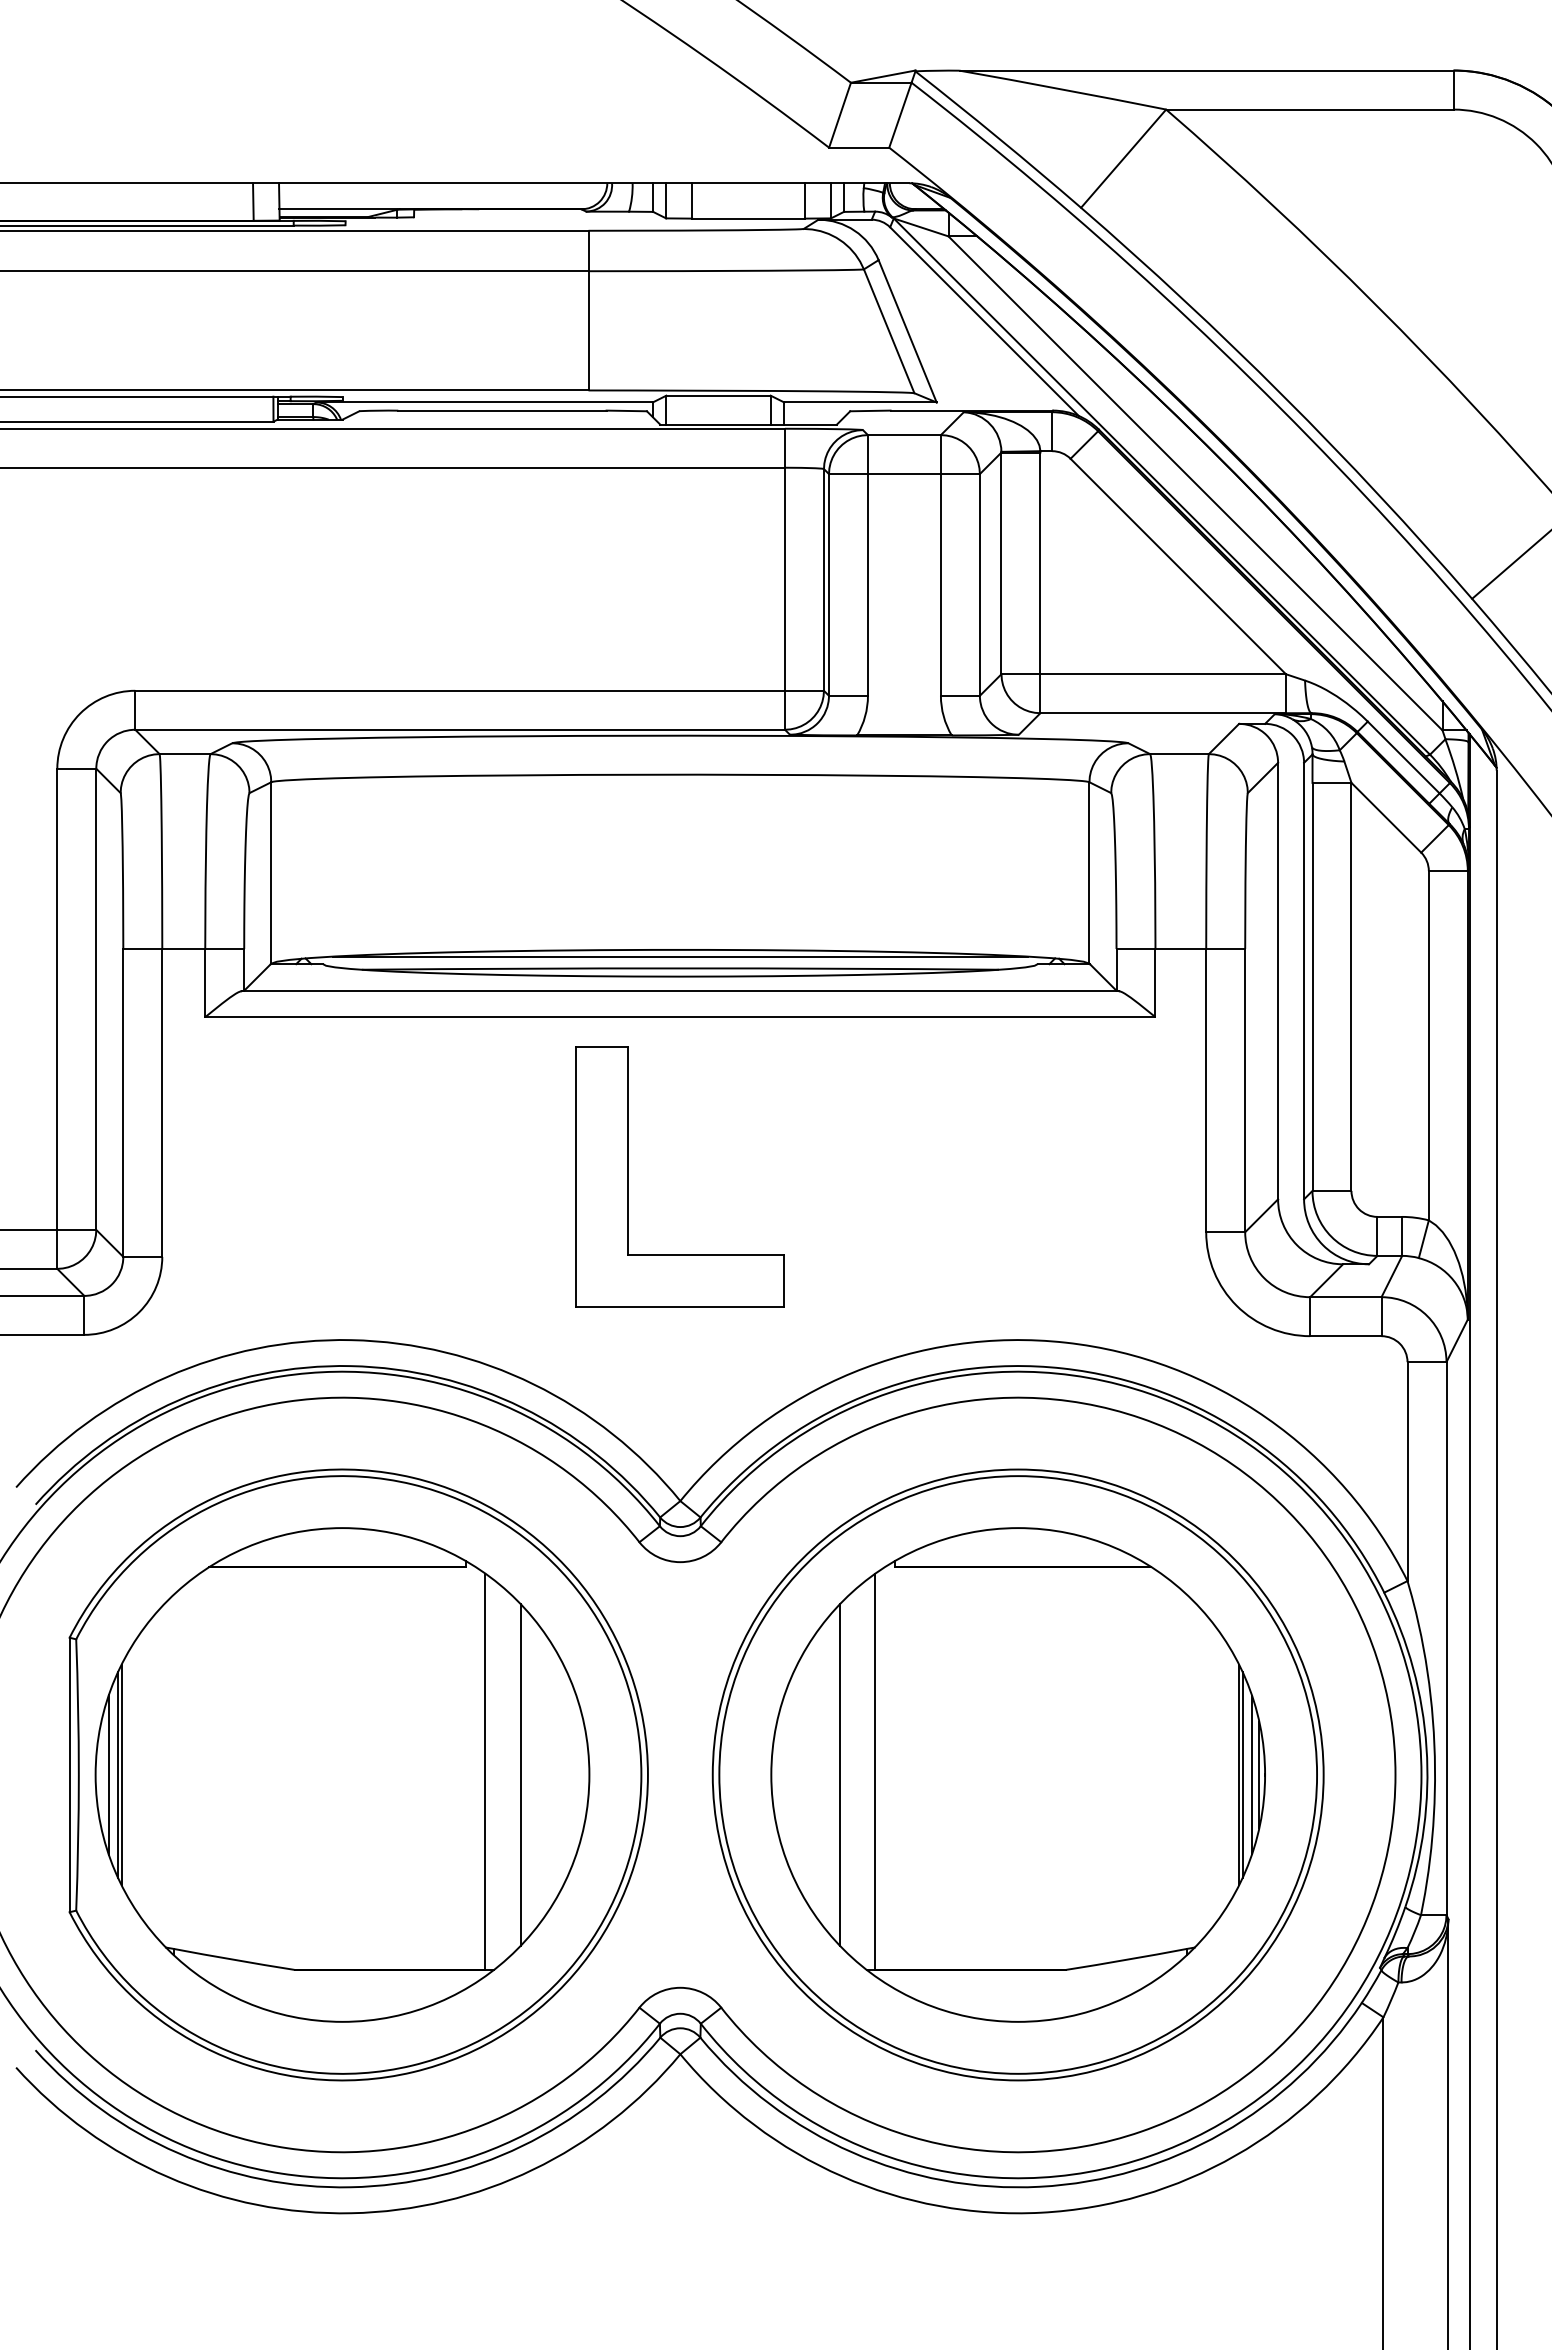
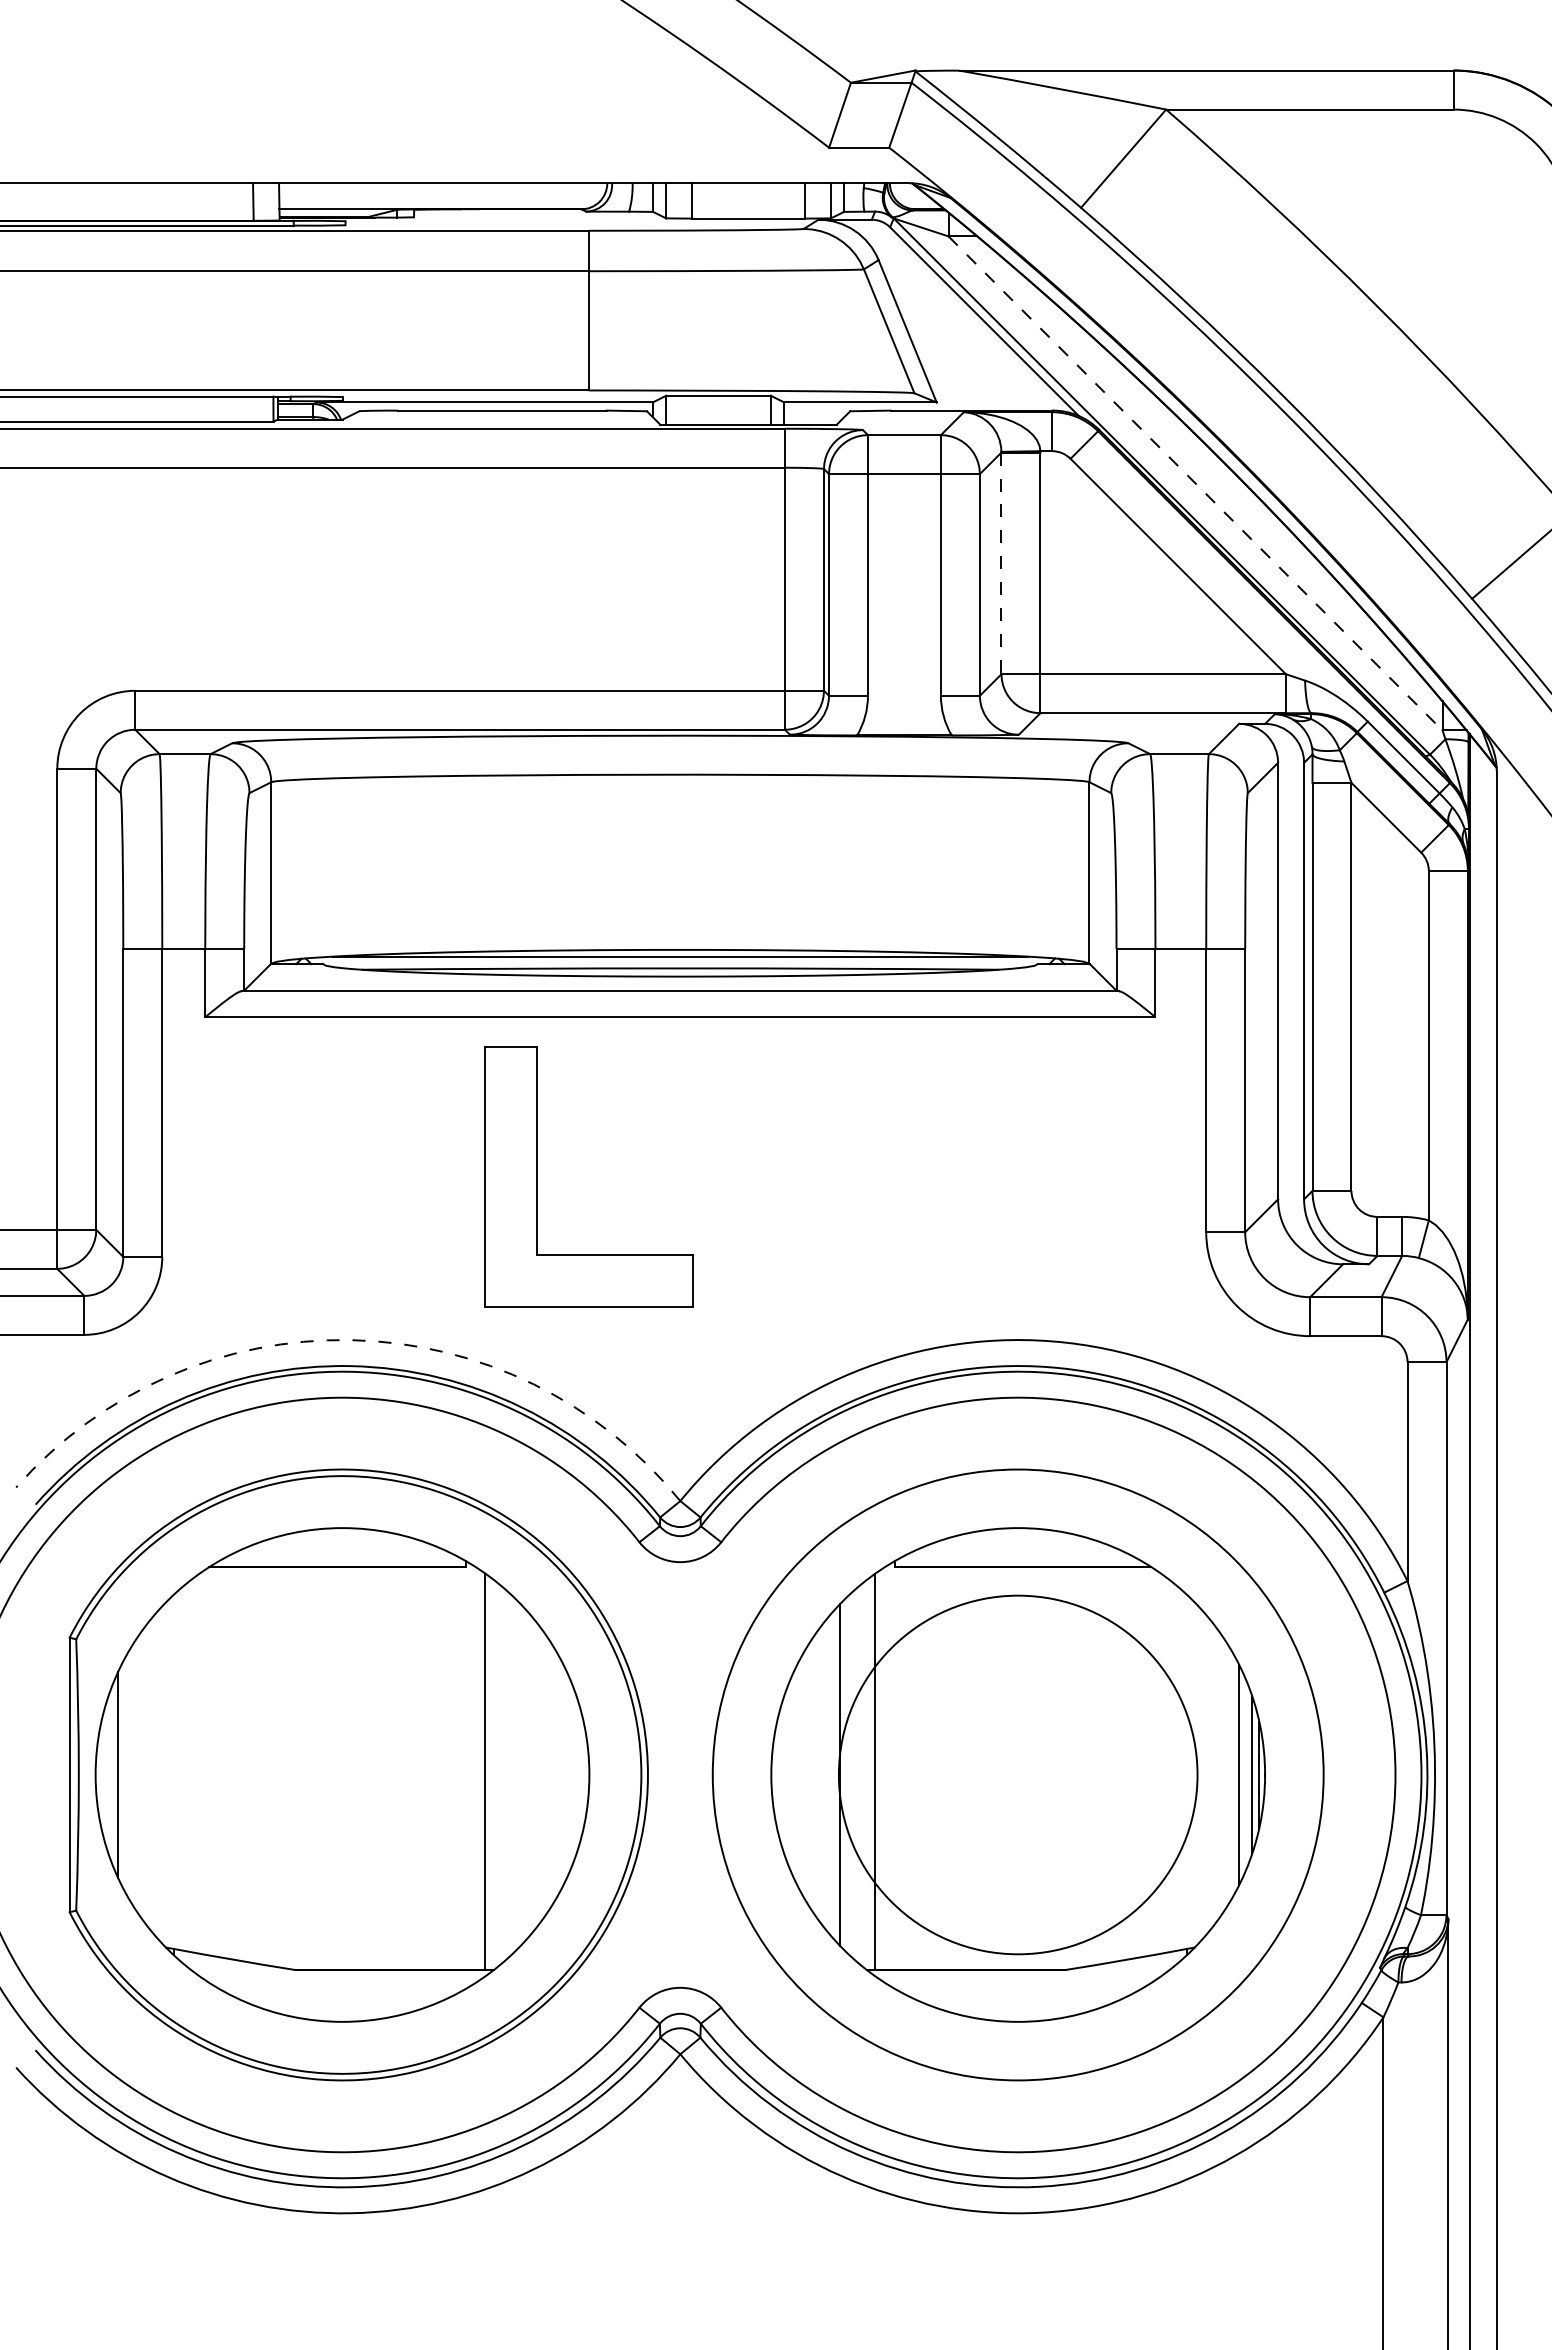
line: solid -> dashed (1195, 483)
line: solid -> dashed (1001, 563)
part position: (628, 1176) -> (537, 1176) (537, 1176)
arc: solid -> dashed (351, 1340)
line: present -> none (108, 1774)
line: present -> none (121, 1774)
line: present -> none (520, 1774)
circle diameter: 598 px -> 359 px (1017, 1774)
line: present -> none (1242, 1774)
